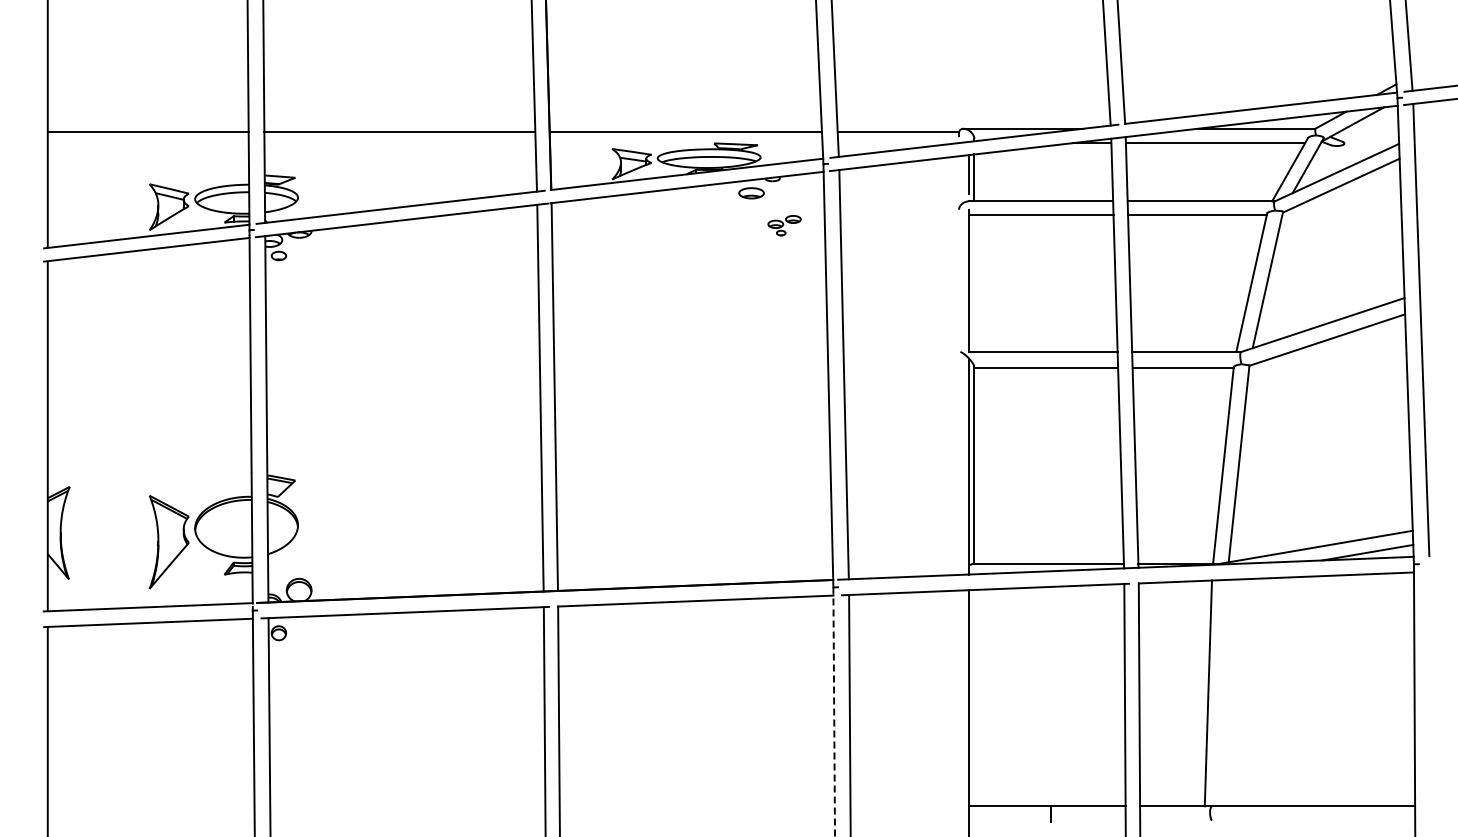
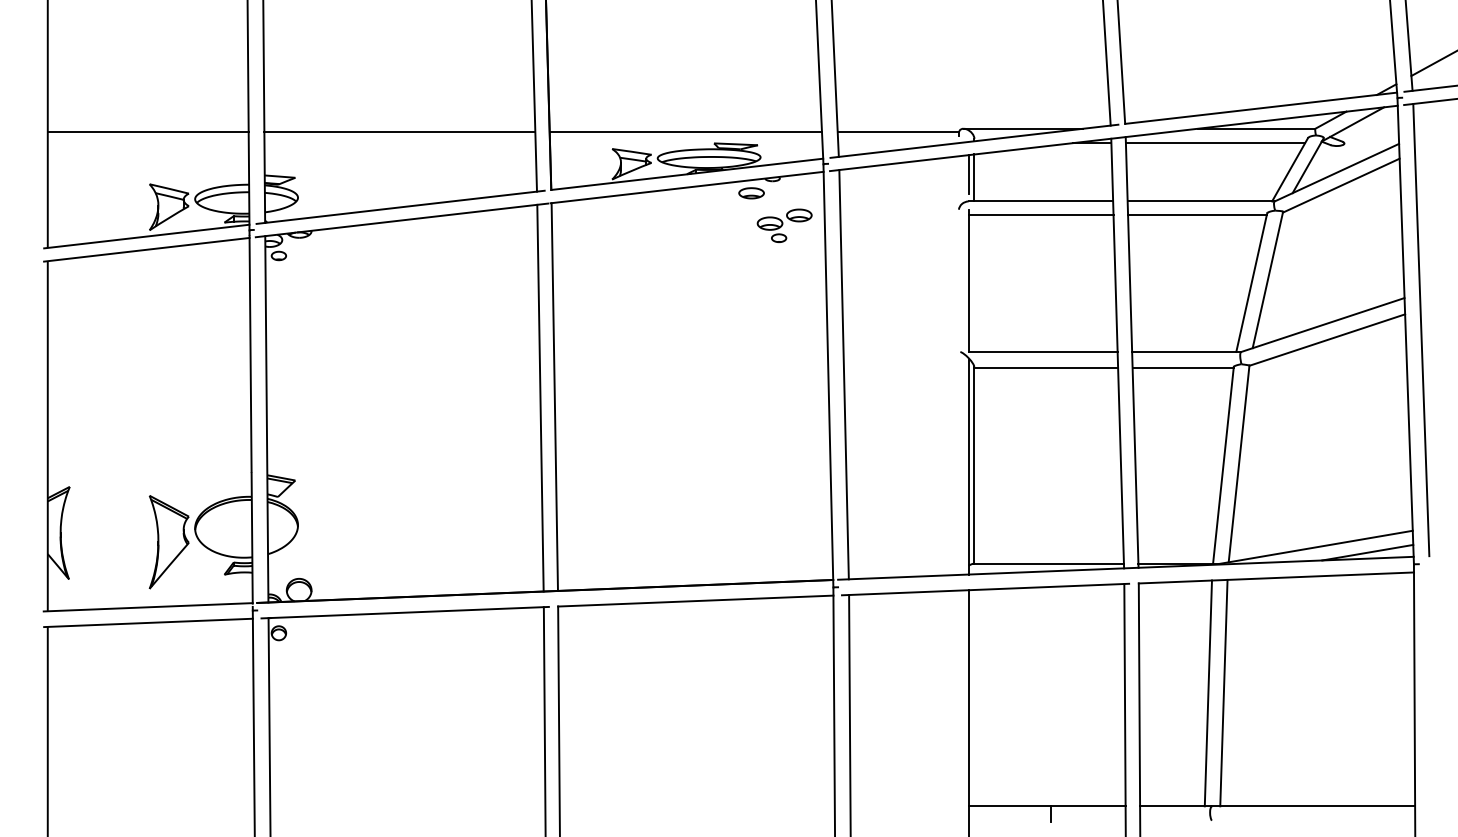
line: none -> present (1432, 64)
part size: 35x22 px -> 57x35 px (784, 225)
line: none -> present (1223, 692)
line: dashed -> solid (834, 712)
